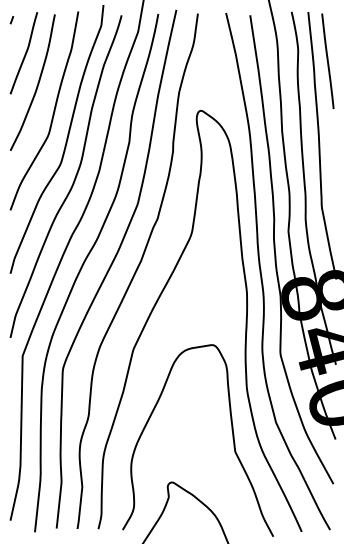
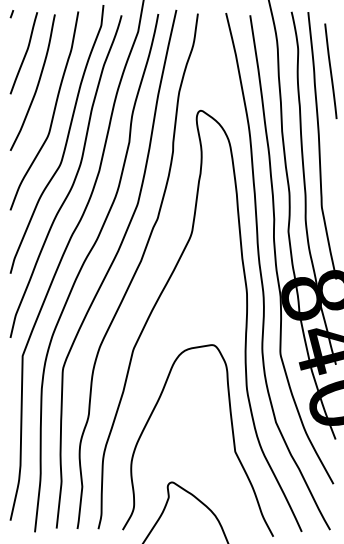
curve position: (11, 20) -> (11, 14) (11, 14)
line position: (327, 61) -> (330, 71) (330, 71)
